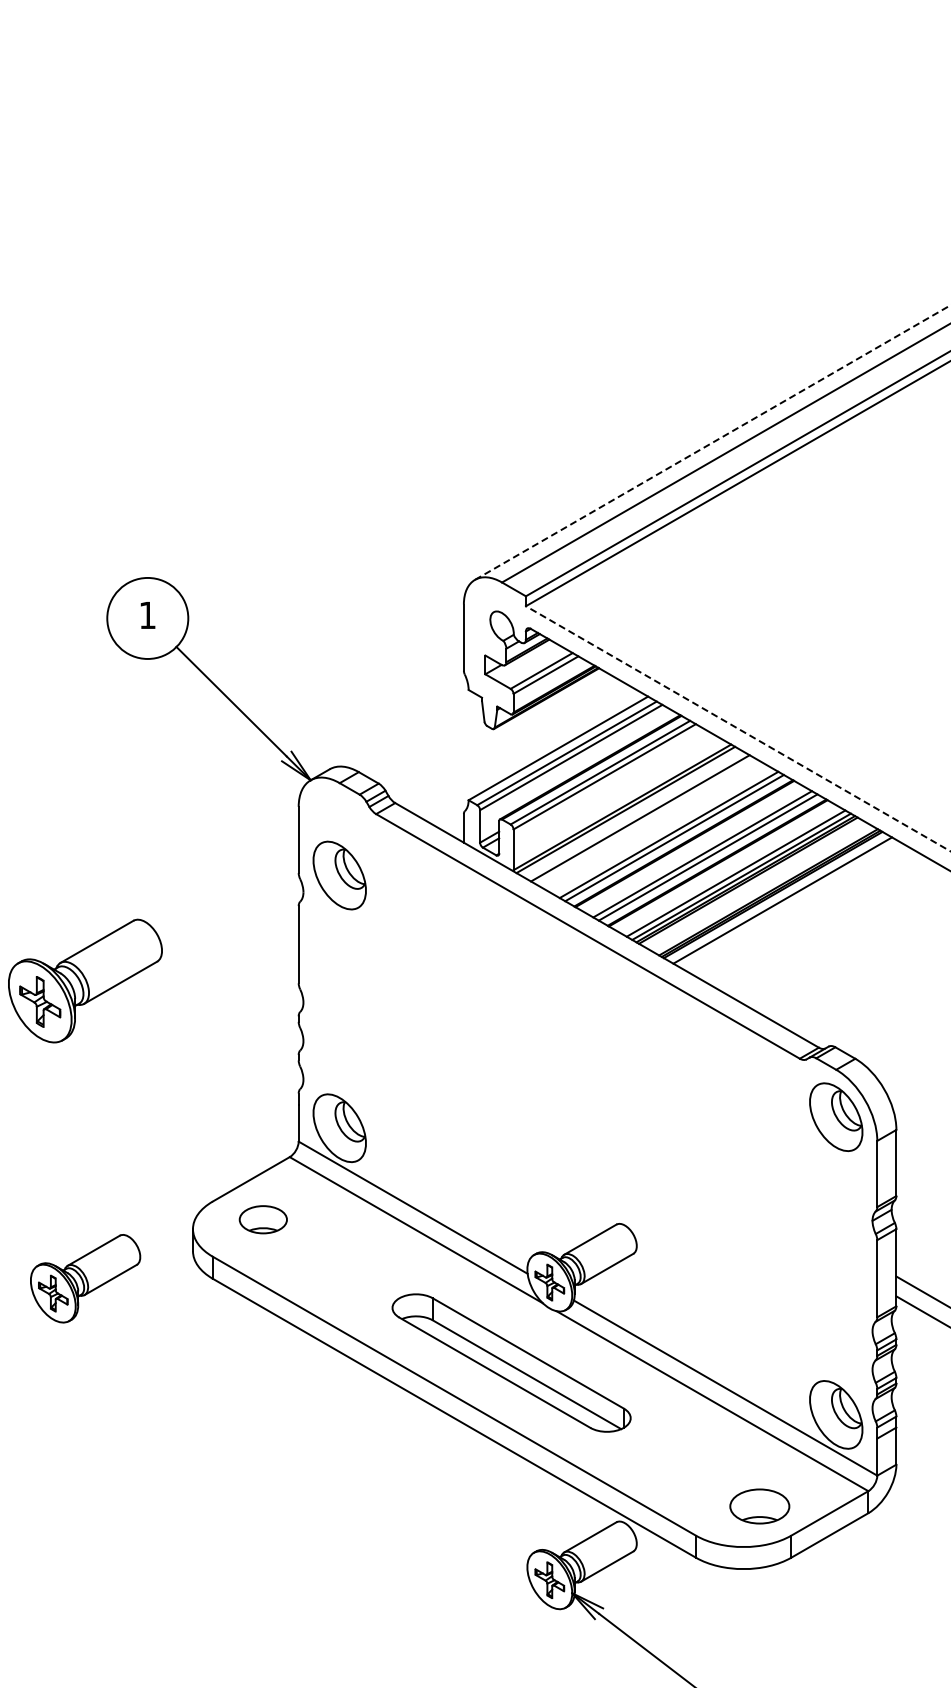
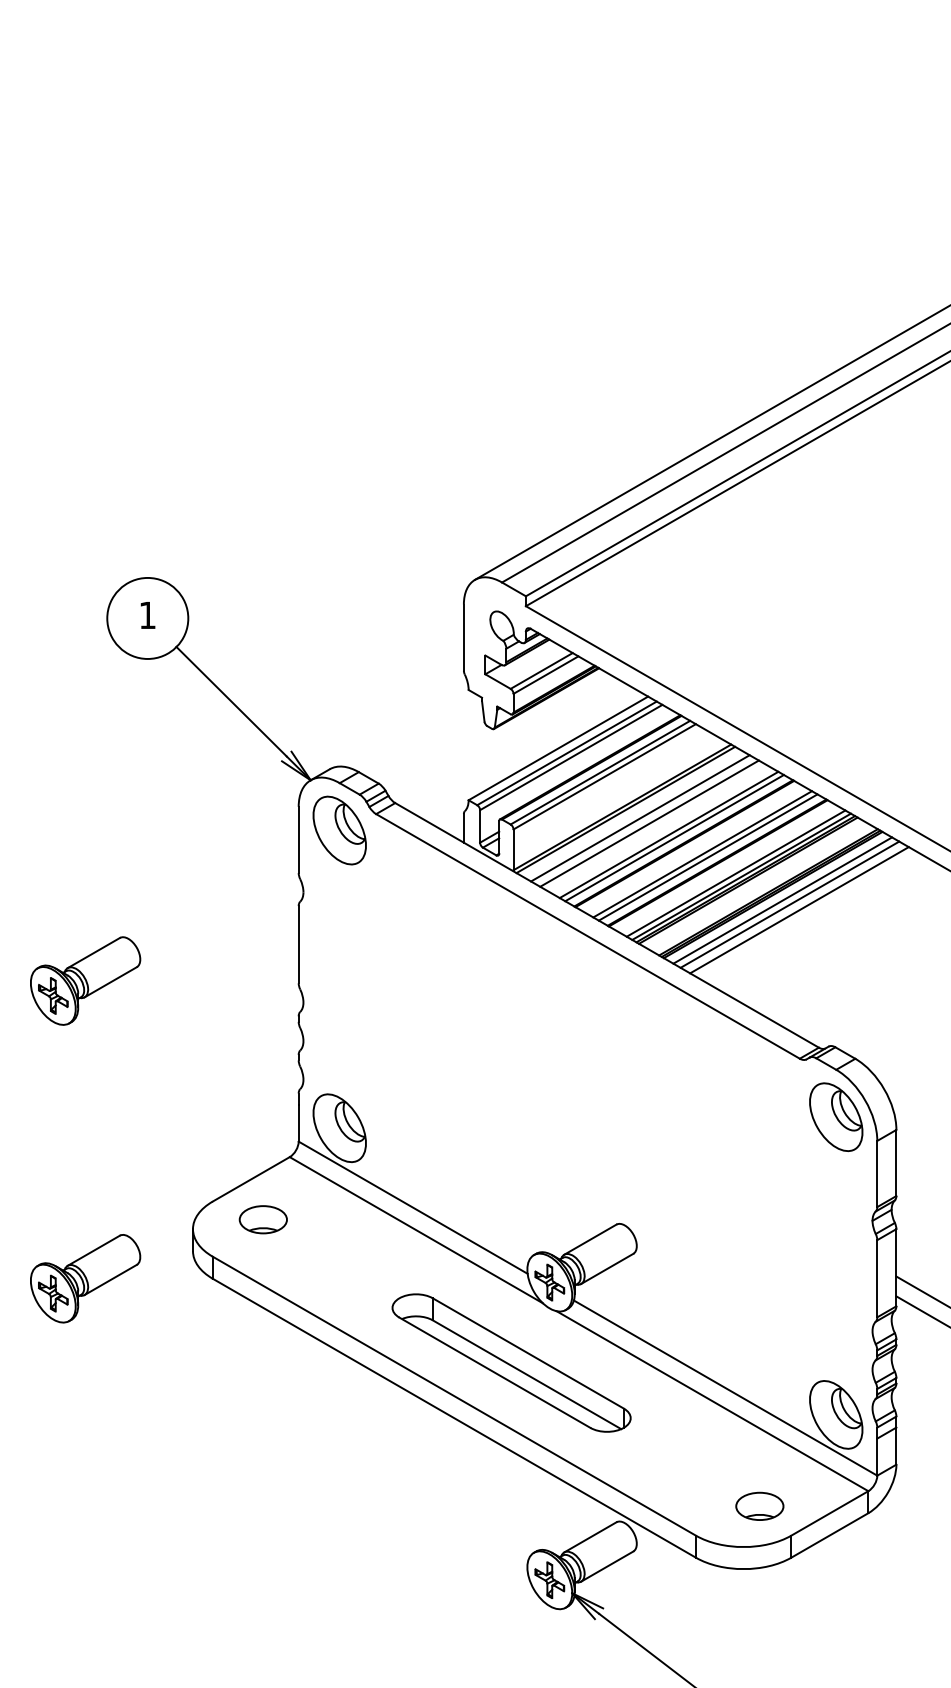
line: dashed -> solid (713, 442)
line: dashed -> solid (737, 728)
line: none -> present (649, 823)
part position: (339, 875) -> (339, 830) (339, 830)
line: none -> present (789, 904)
line: none -> present (799, 910)
part size: 155x126 px -> 112x90 px (85, 980)
part size: 62x37 px -> 50x30 px (759, 1505)
